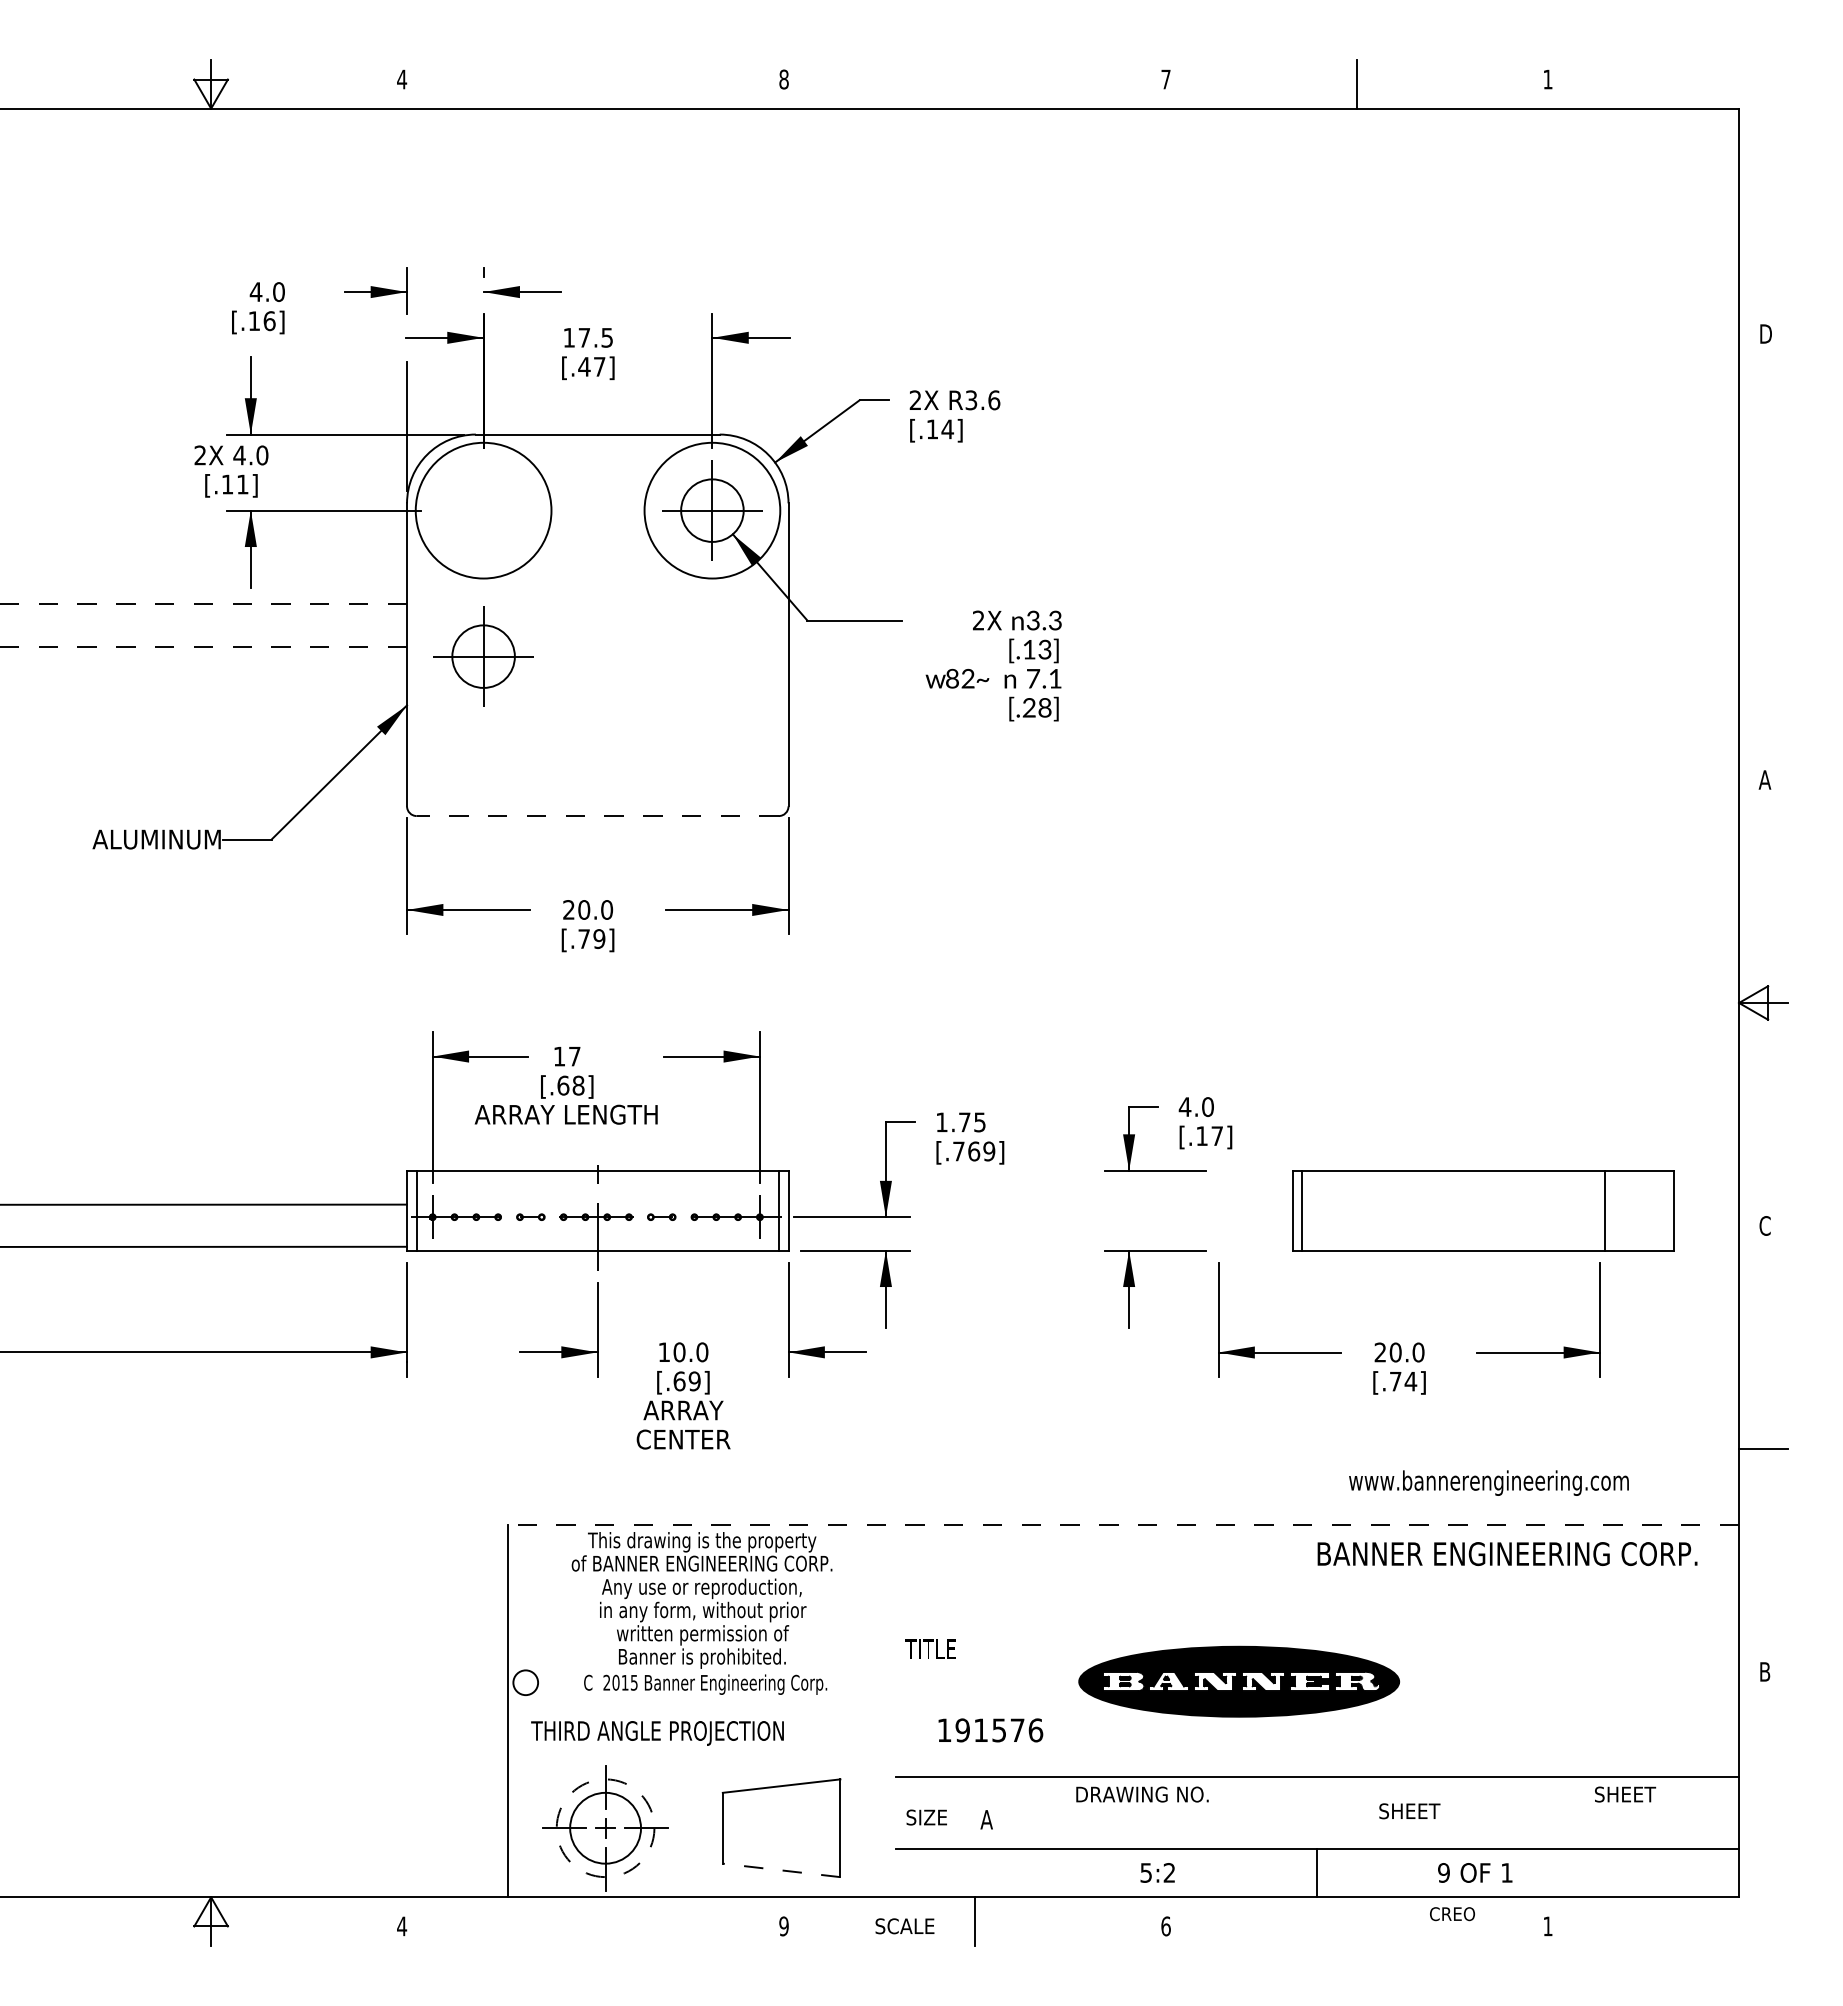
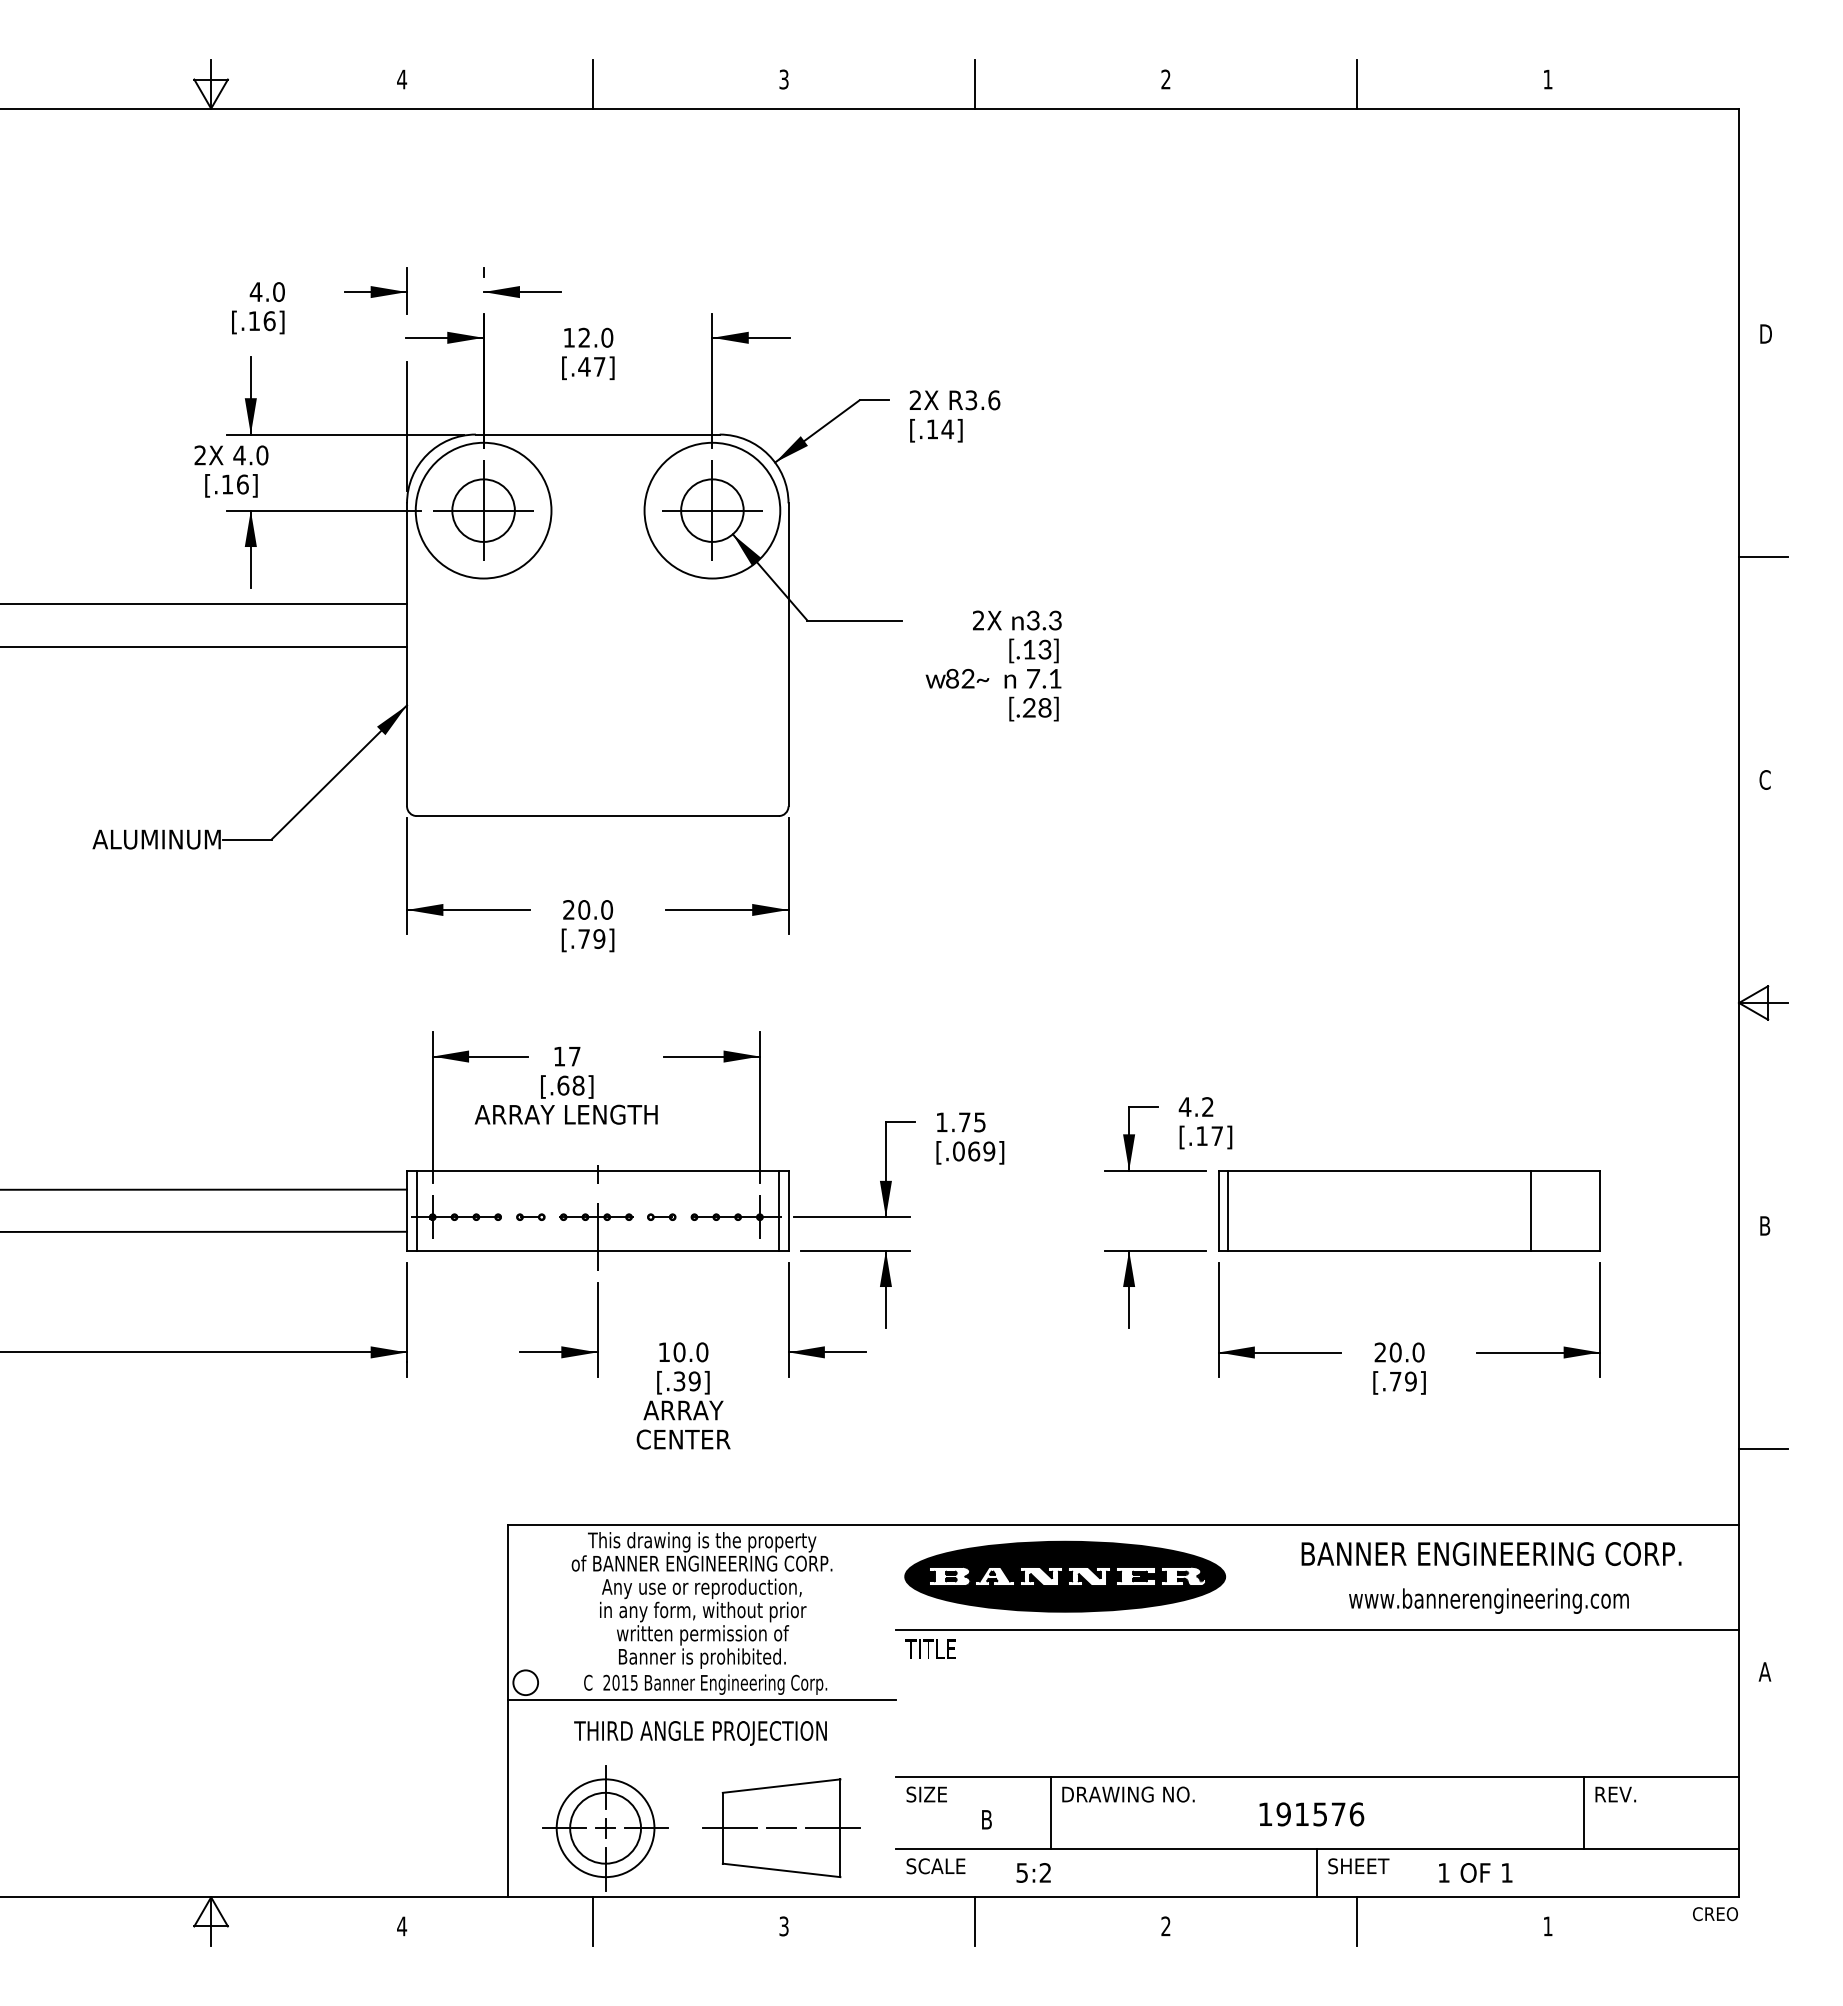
text: 8 -> 3 (783, 79)
text: 7 -> 2 (1165, 79)
line: none -> present (593, 84)
line: none -> present (975, 84)
text: 17.5 -> 12.0 (595, 337)
text: [.11] -> [.16] (242, 484)
line: none -> present (1763, 557)
line: dashed -> solid (203, 604)
line: dashed -> solid (203, 646)
part position: (483, 656) -> (483, 510) (483, 510)
text: A -> C (1764, 779)
line: dashed -> solid (597, 816)
text: 4.0 -> 4.2 (1207, 1106)
text: [.769] -> [.069] (958, 1151)
line position: (204, 1204) -> (204, 1189) (204, 1189)
part position: (1483, 1210) -> (1409, 1210) (1409, 1210)
text: C -> B (1764, 1225)
line position: (204, 1246) -> (204, 1231) (204, 1231)
text: [.69] -> [.39] (679, 1381)
text: [.74] -> [.79] (1410, 1381)
text position: (1488, 1482) -> (1488, 1600) (1488, 1600)
line: dashed -> solid (1123, 1525)
text position: (1507, 1553) -> (1491, 1553) (1491, 1553)
line: none -> present (1317, 1629)
text: B -> A (1764, 1671)
part position: (1239, 1681) -> (1065, 1576) (1065, 1576)
line: none -> present (701, 1699)
text position: (990, 1730) -> (1311, 1814) (1311, 1814)
text position: (657, 1733) -> (700, 1733) (700, 1733)
text position: (1142, 1794) -> (1128, 1794) (1128, 1794)
text: SHEET -> REV. (1625, 1794)
text position: (1409, 1811) -> (1358, 1866) (1358, 1866)
line: none -> present (1050, 1812)
line: none -> present (1583, 1812)
text position: (926, 1817) -> (926, 1794) (926, 1794)
text: A -> B (986, 1819)
circle: dashed -> solid (605, 1828)
line: none -> present (730, 1828)
line: none -> present (781, 1828)
line: none -> present (832, 1828)
line: dashed -> solid (781, 1870)
text position: (1157, 1872) -> (1033, 1872) (1033, 1872)
text: 9 -> 1 (1443, 1872)
text position: (1452, 1914) -> (1715, 1914) (1715, 1914)
line: none -> present (593, 1921)
line: none -> present (1357, 1921)
text: 9 -> 3 (783, 1926)
text position: (904, 1926) -> (935, 1866) (935, 1866)
text: 6 -> 2 (1165, 1926)
